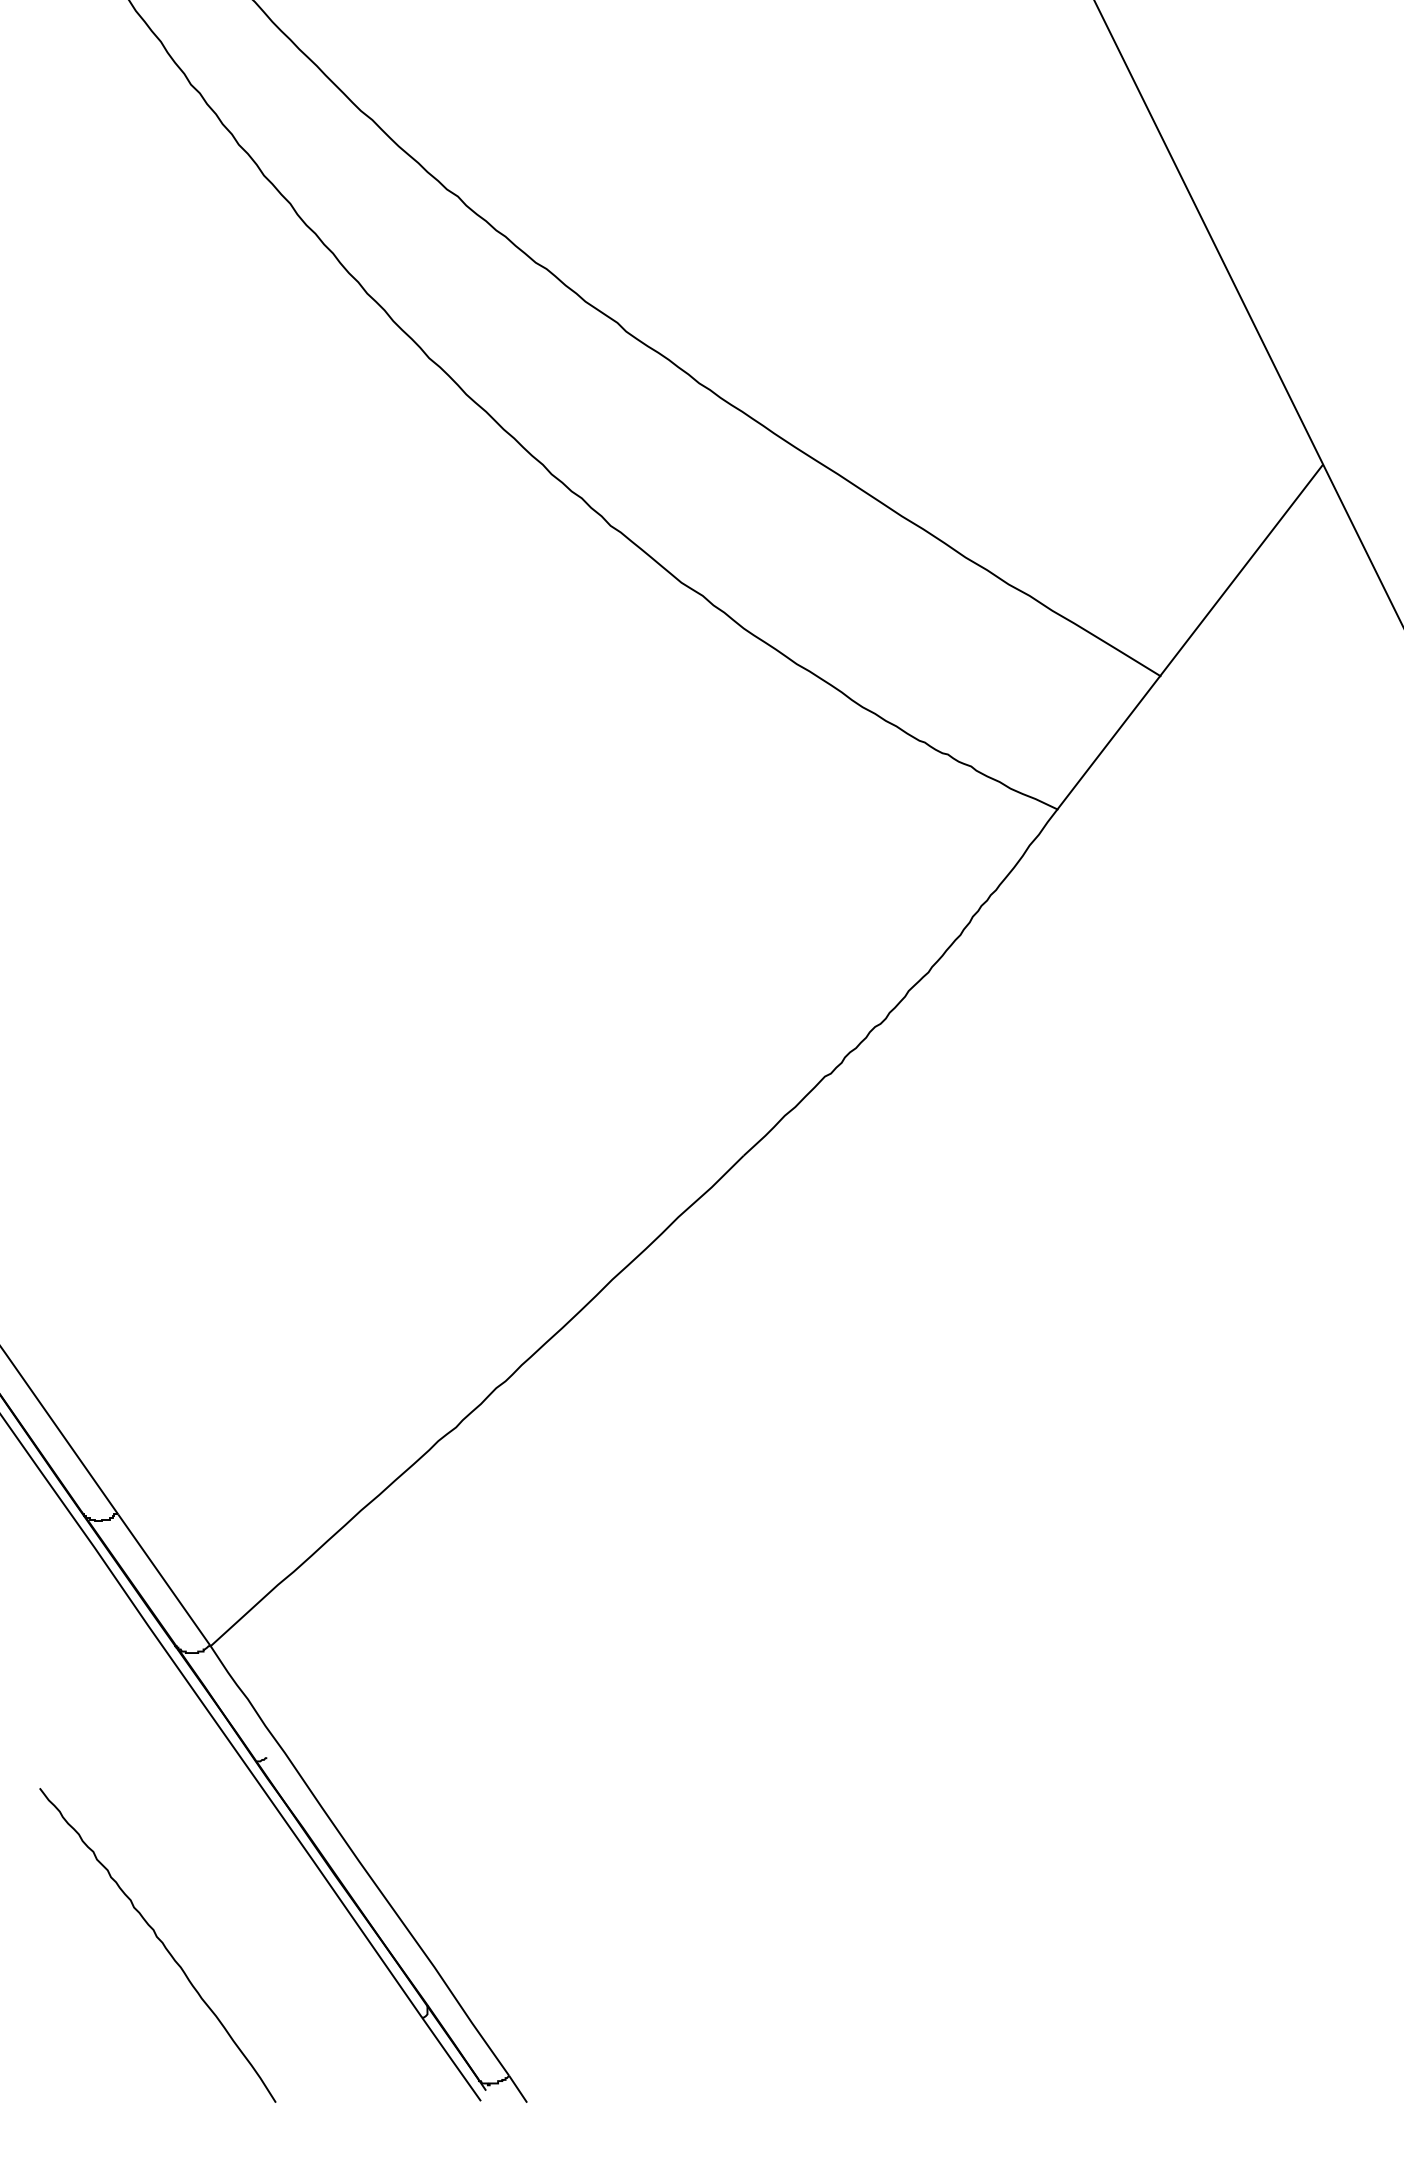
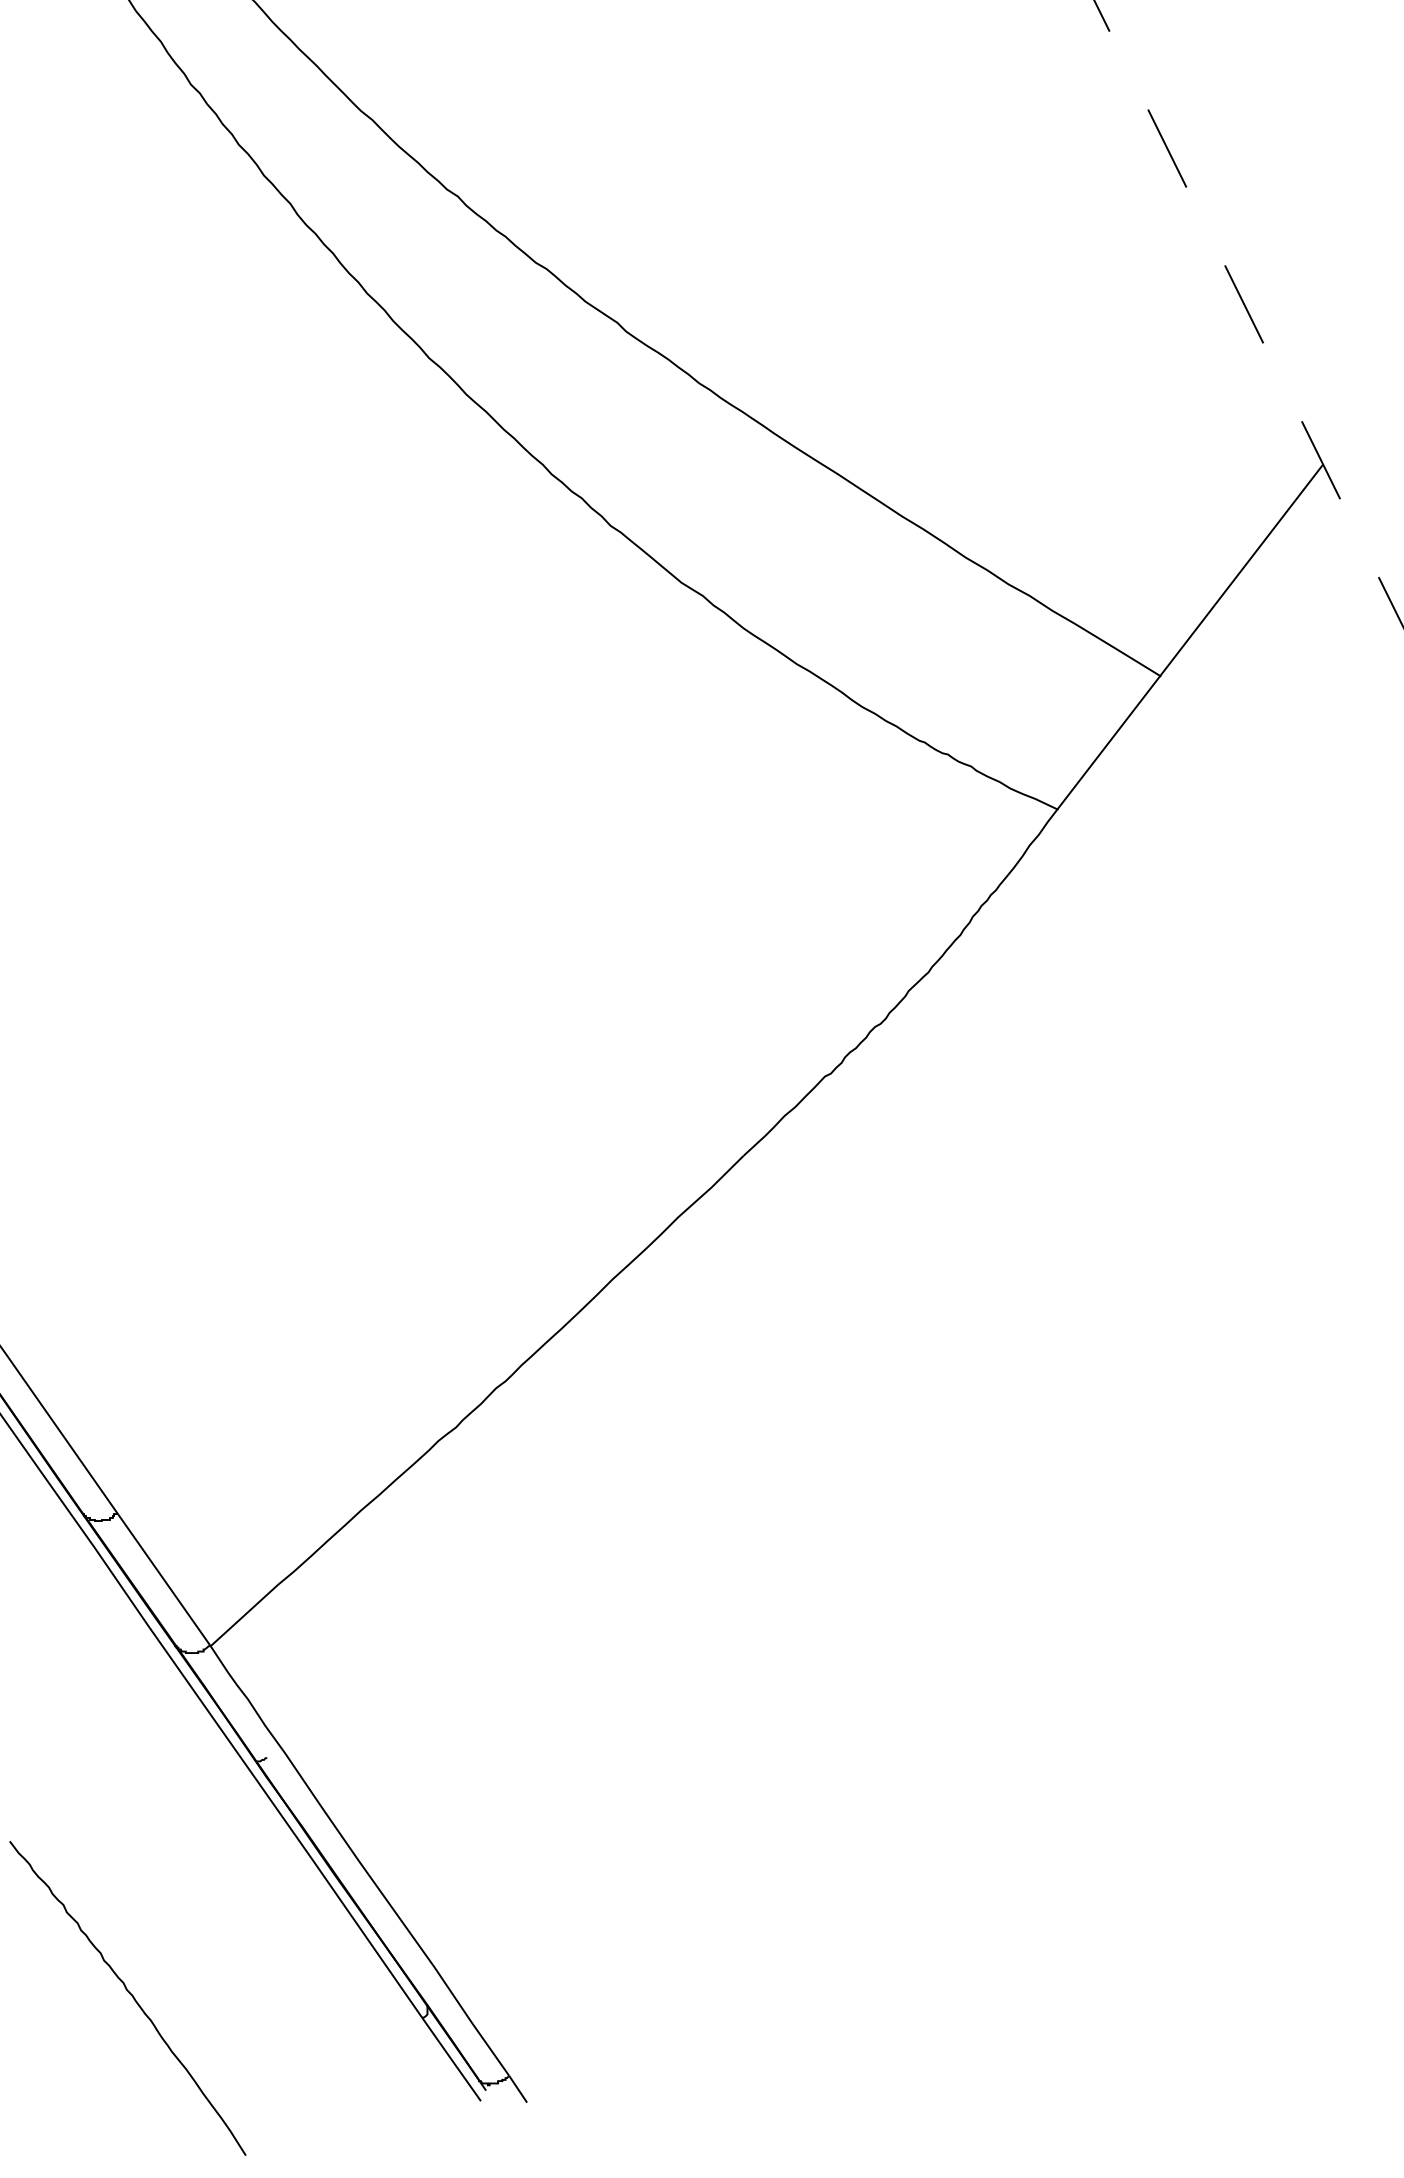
line: solid -> dashed (1249, 314)
curve position: (160, 1942) -> (130, 1995) (130, 1995)
